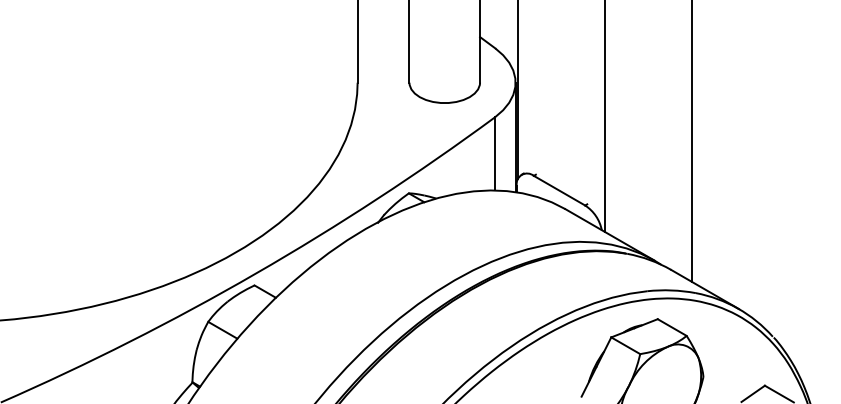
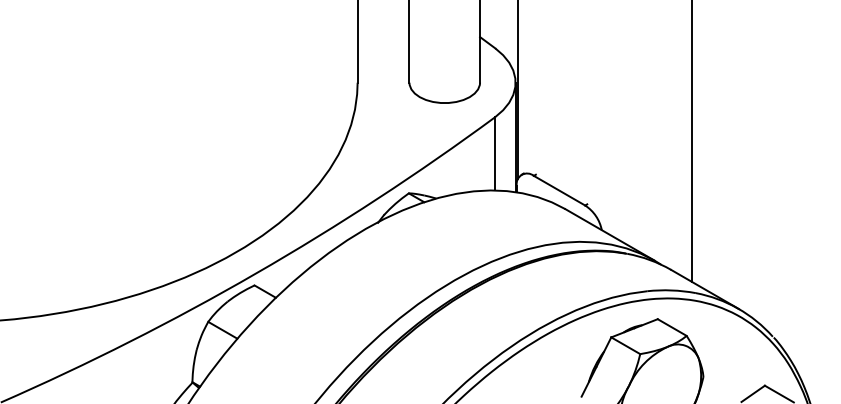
line: present -> none (605, 117)
